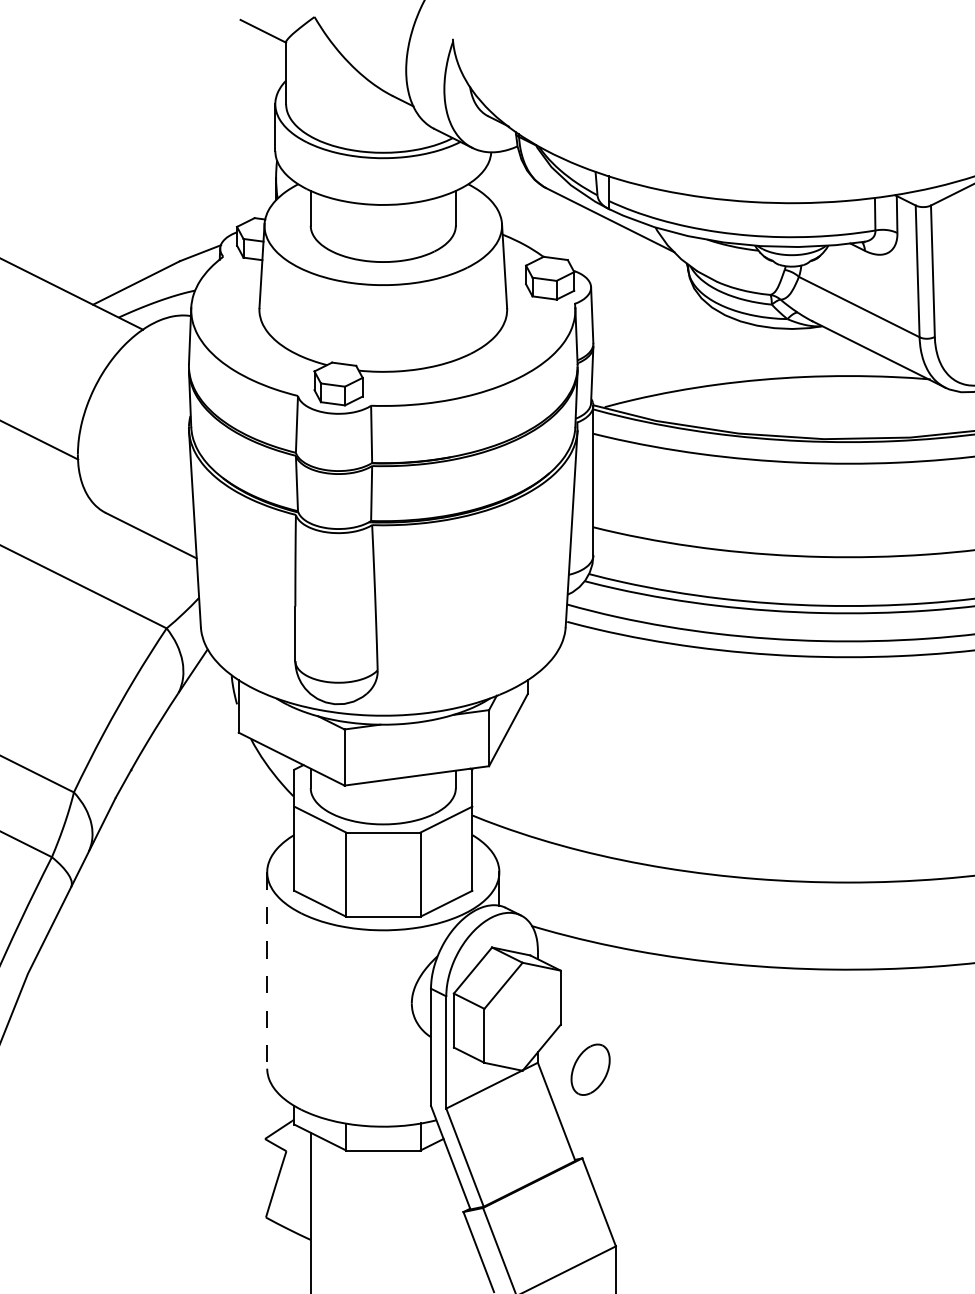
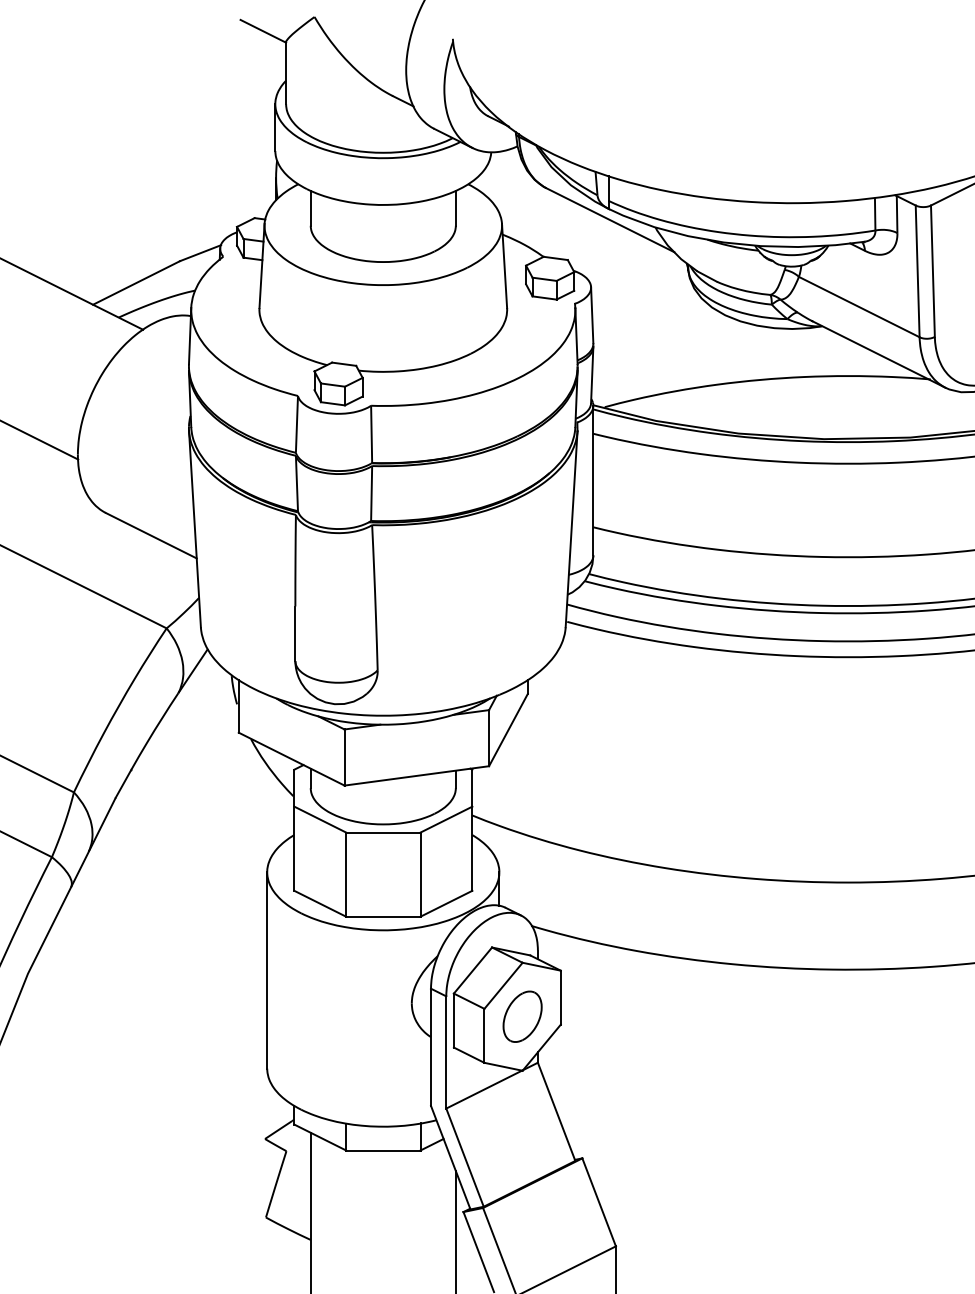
line: dashed -> solid (267, 970)
part position: (590, 1069) -> (522, 1016) (522, 1016)
line: none -> present (455, 1230)
